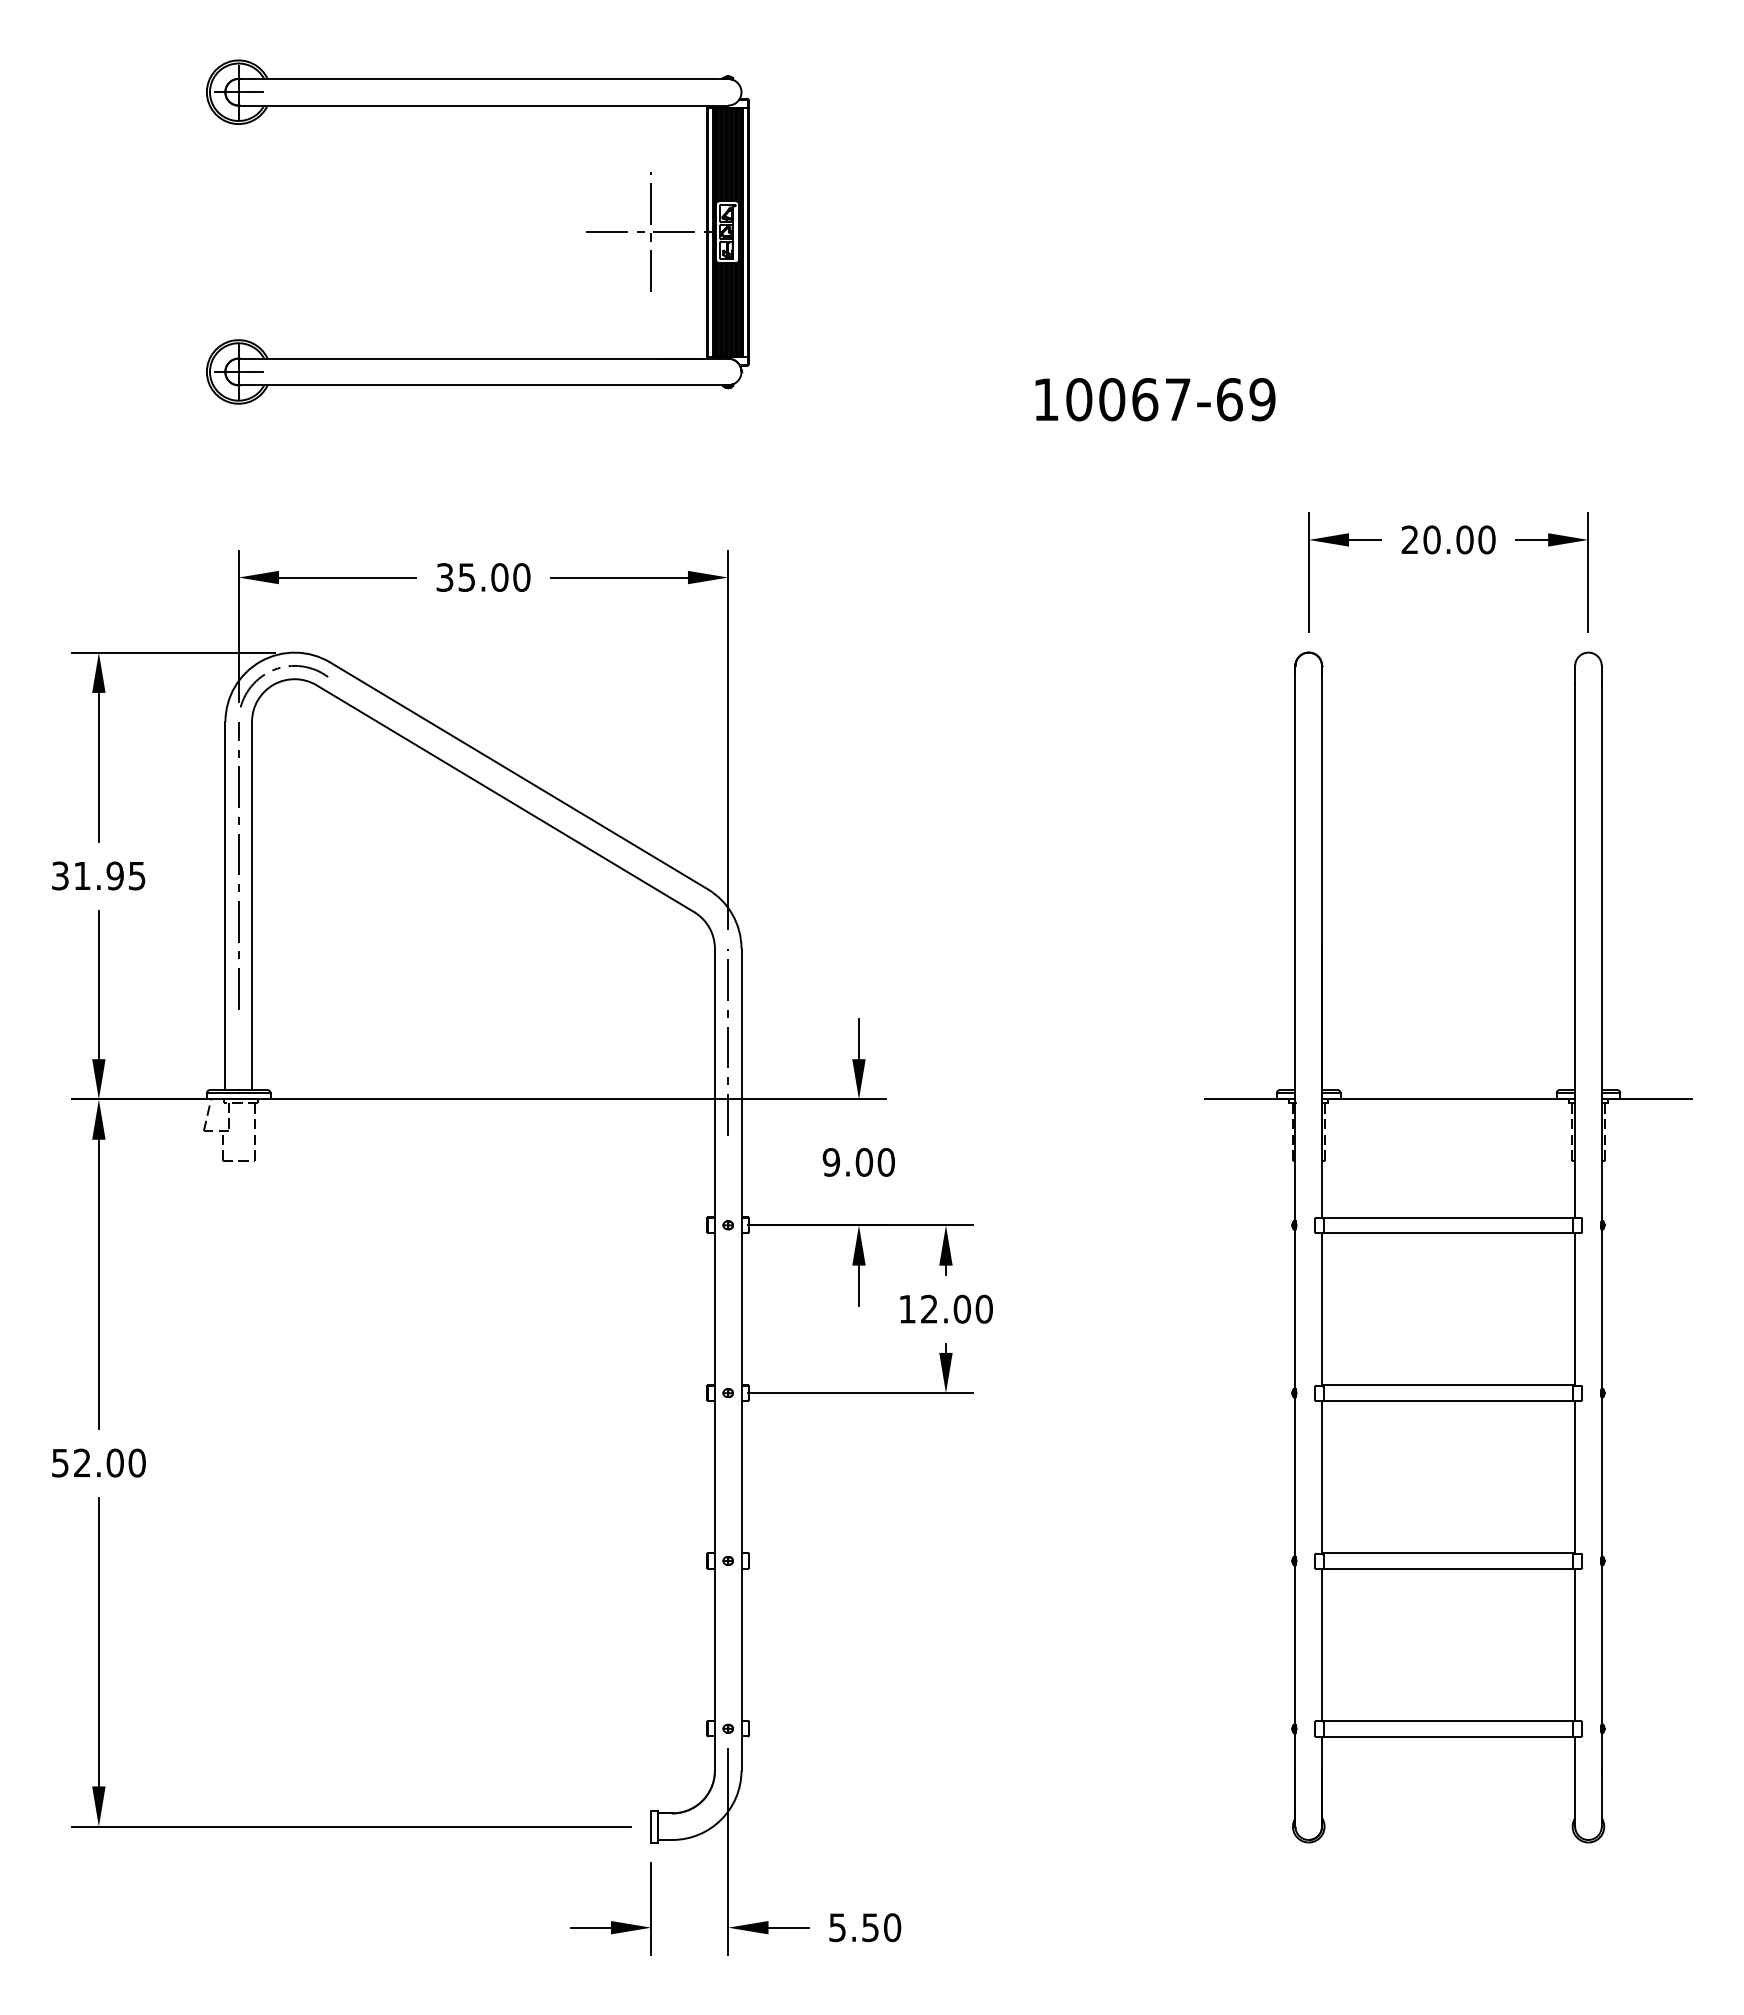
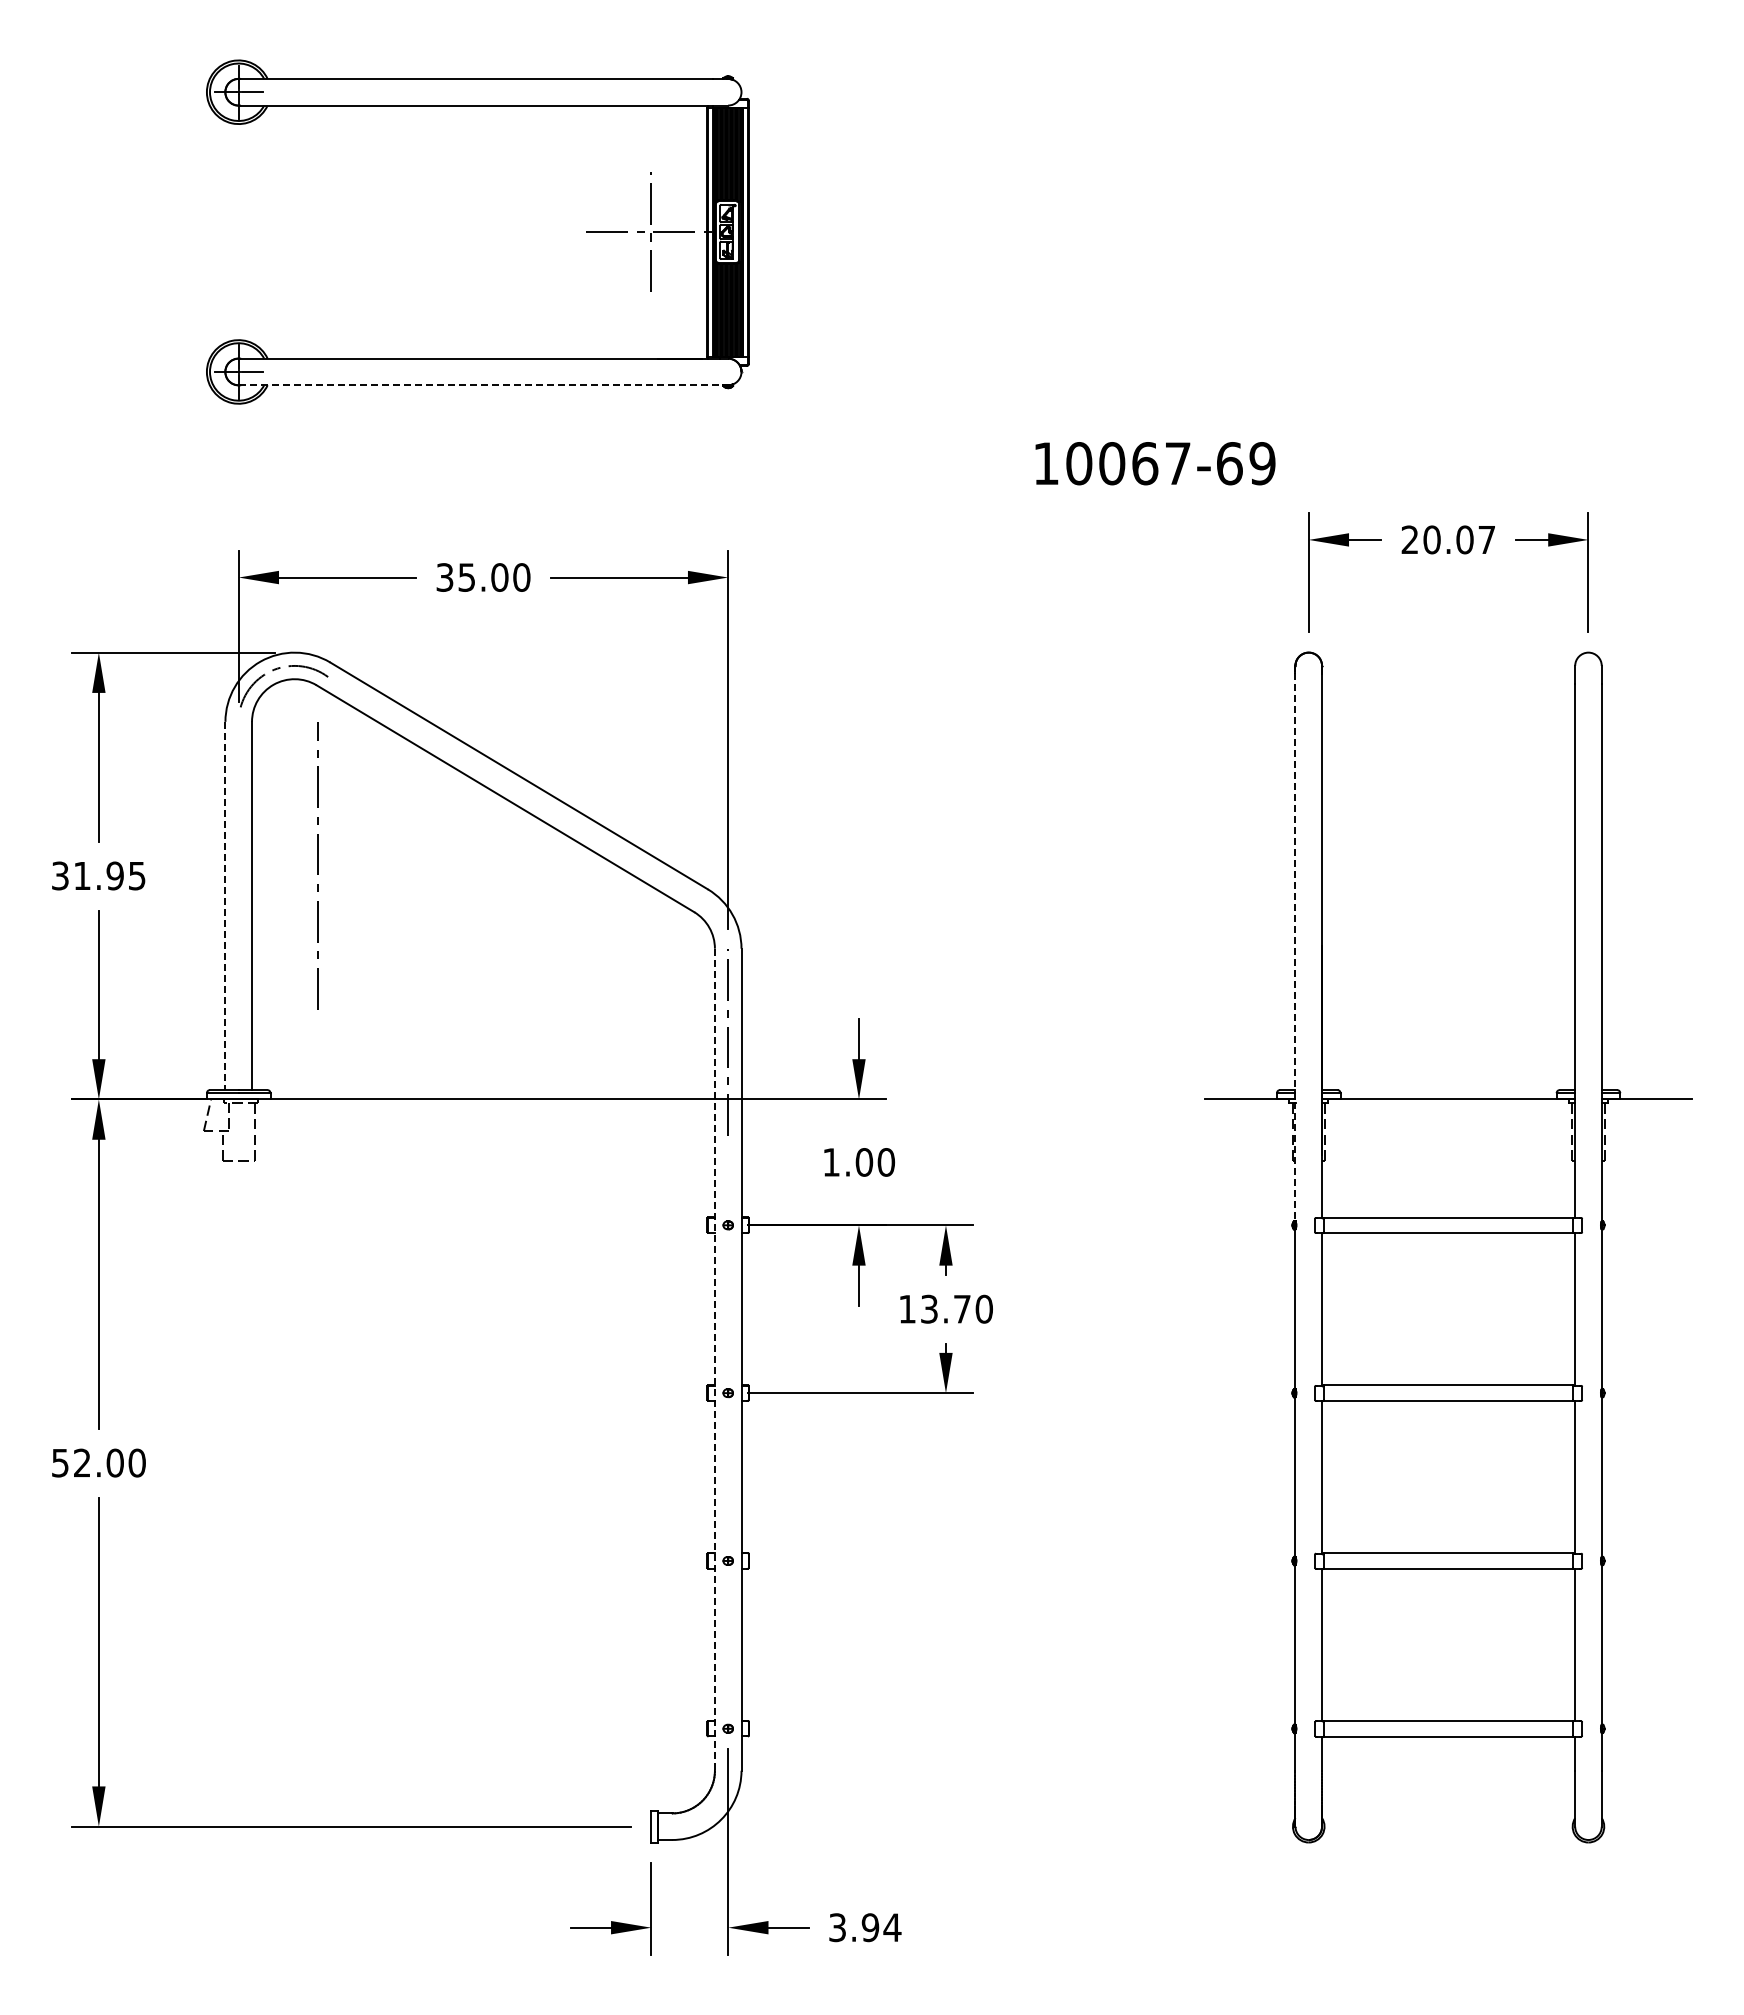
line: solid -> dashed (481, 385)
text position: (1155, 399) -> (1155, 463) (1155, 463)
text: 20.00 -> 20.07 (1486, 539)
line position: (238, 865) -> (317, 865) (317, 865)
line: solid -> dashed (225, 906)
line: solid -> dashed (1295, 947)
text: 9.00 -> 1.00 (831, 1162)
text: 12.00 -> 13.70 (946, 1308)
line: solid -> dashed (714, 1360)
text: 5.50 -> 3.94 (865, 1927)
